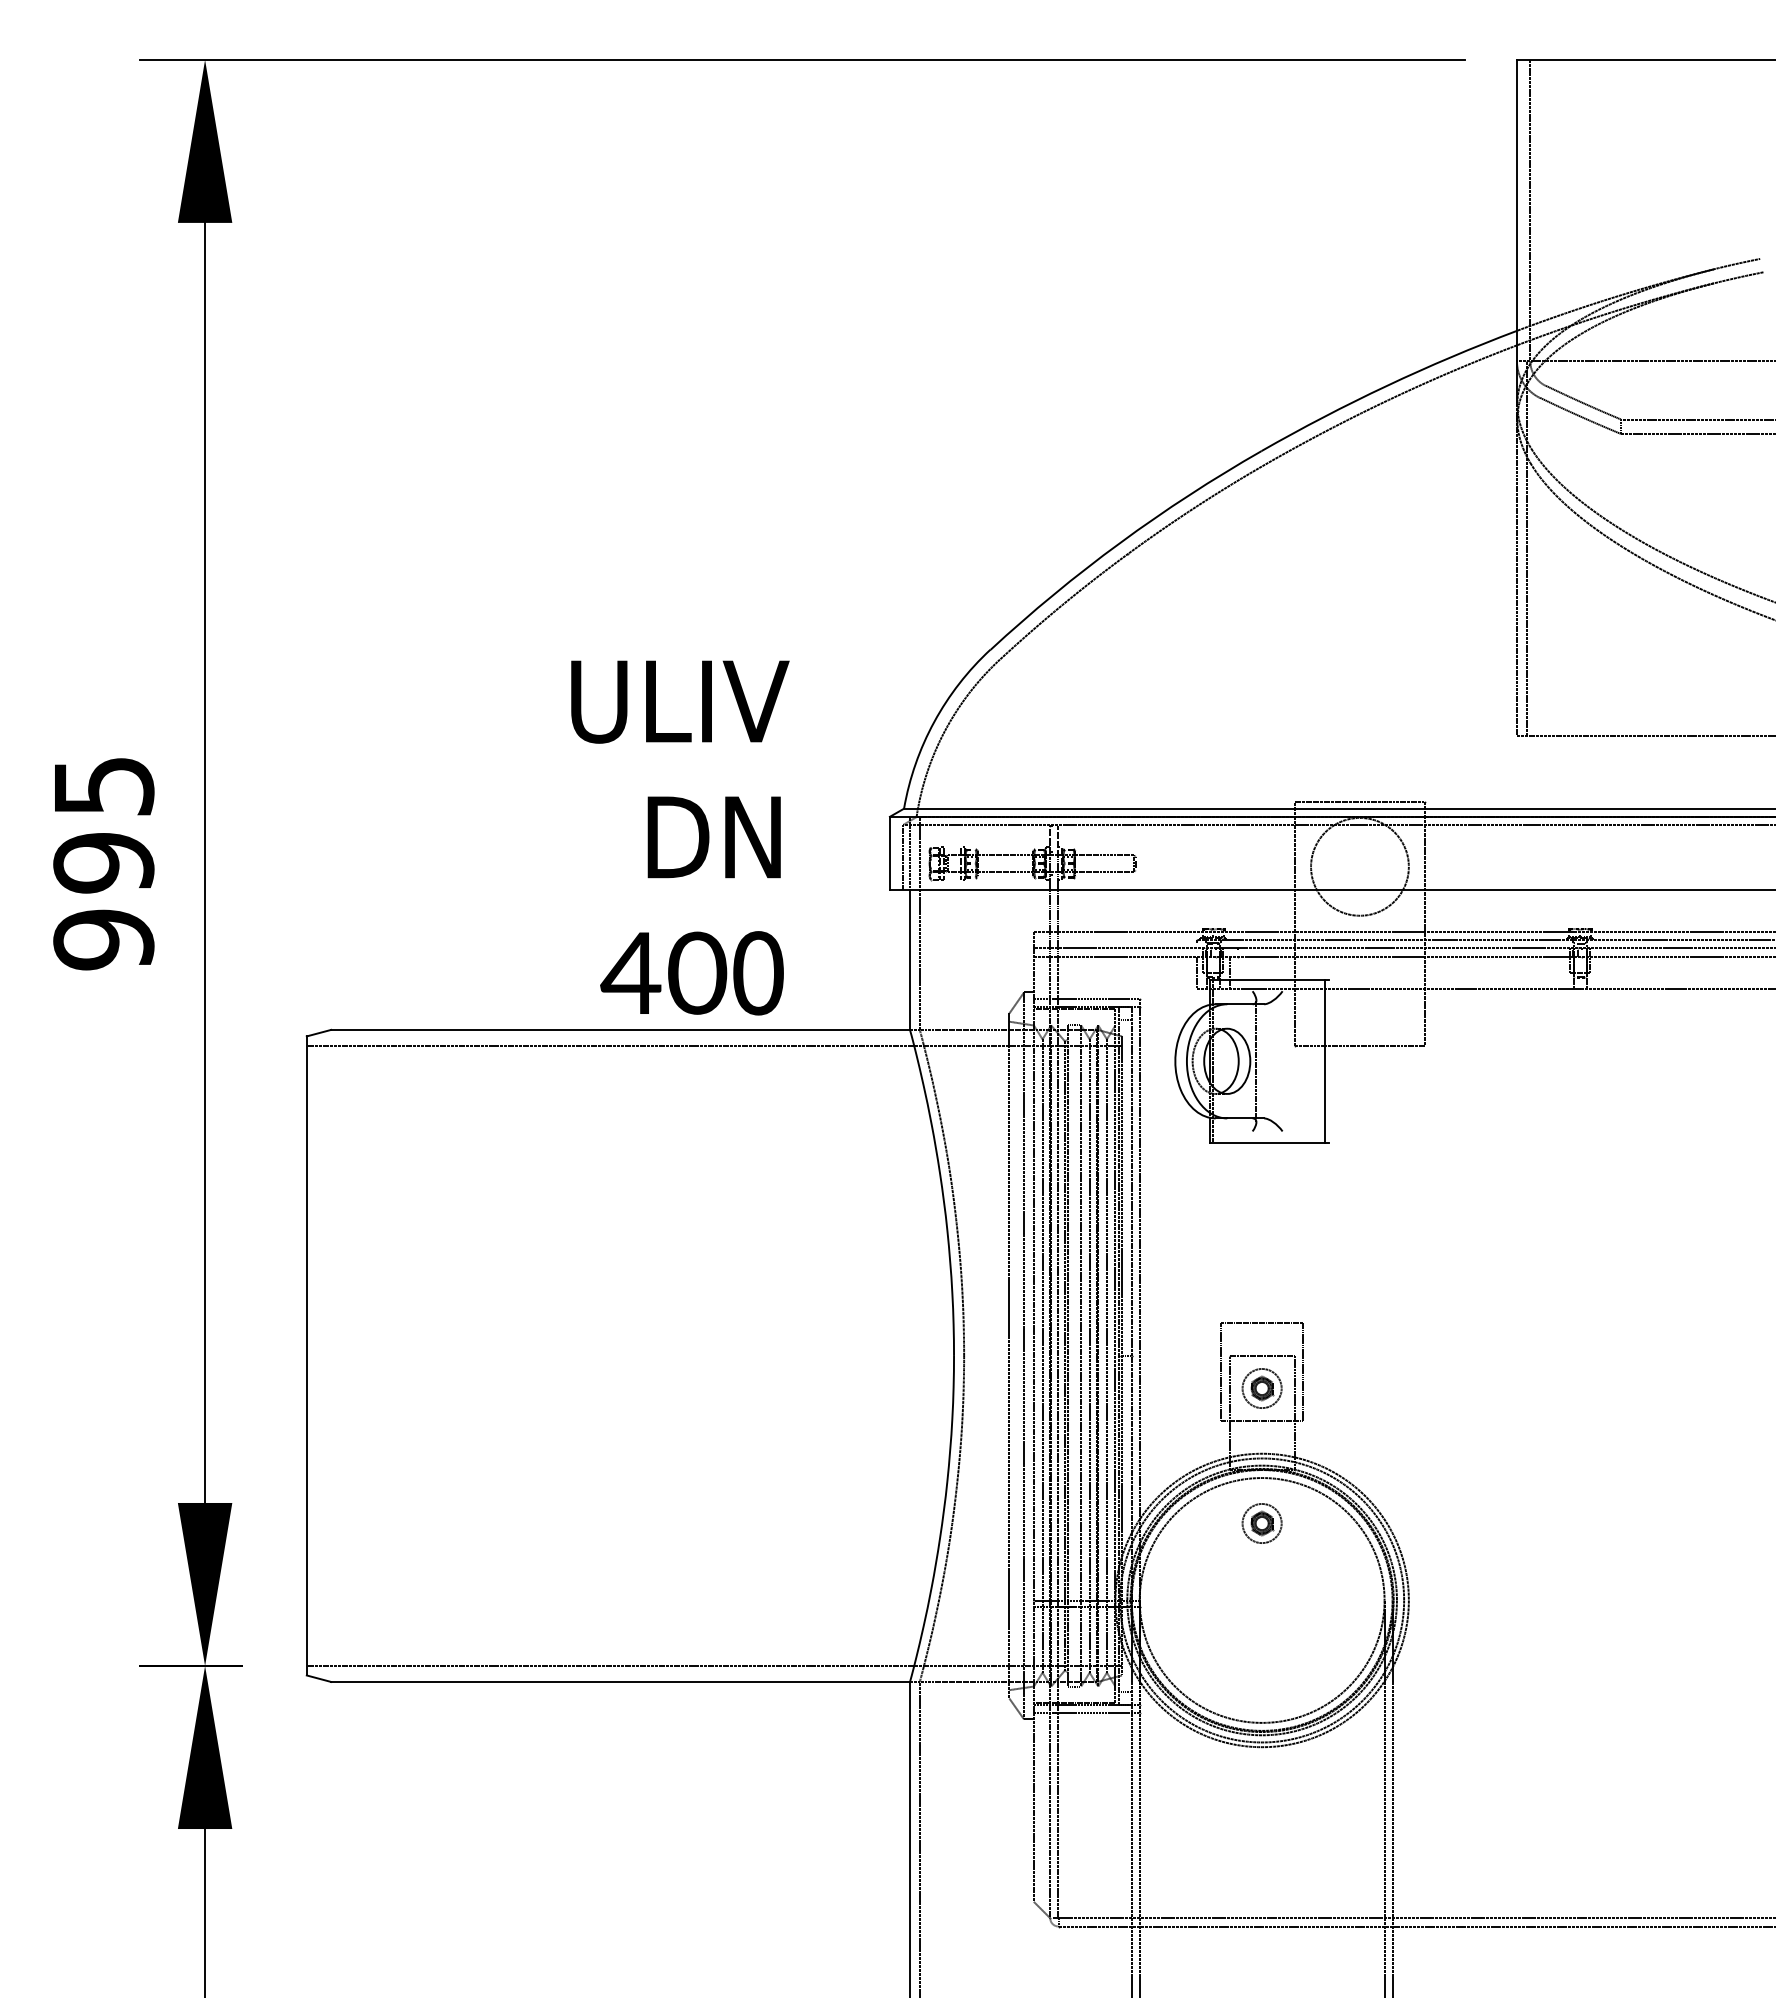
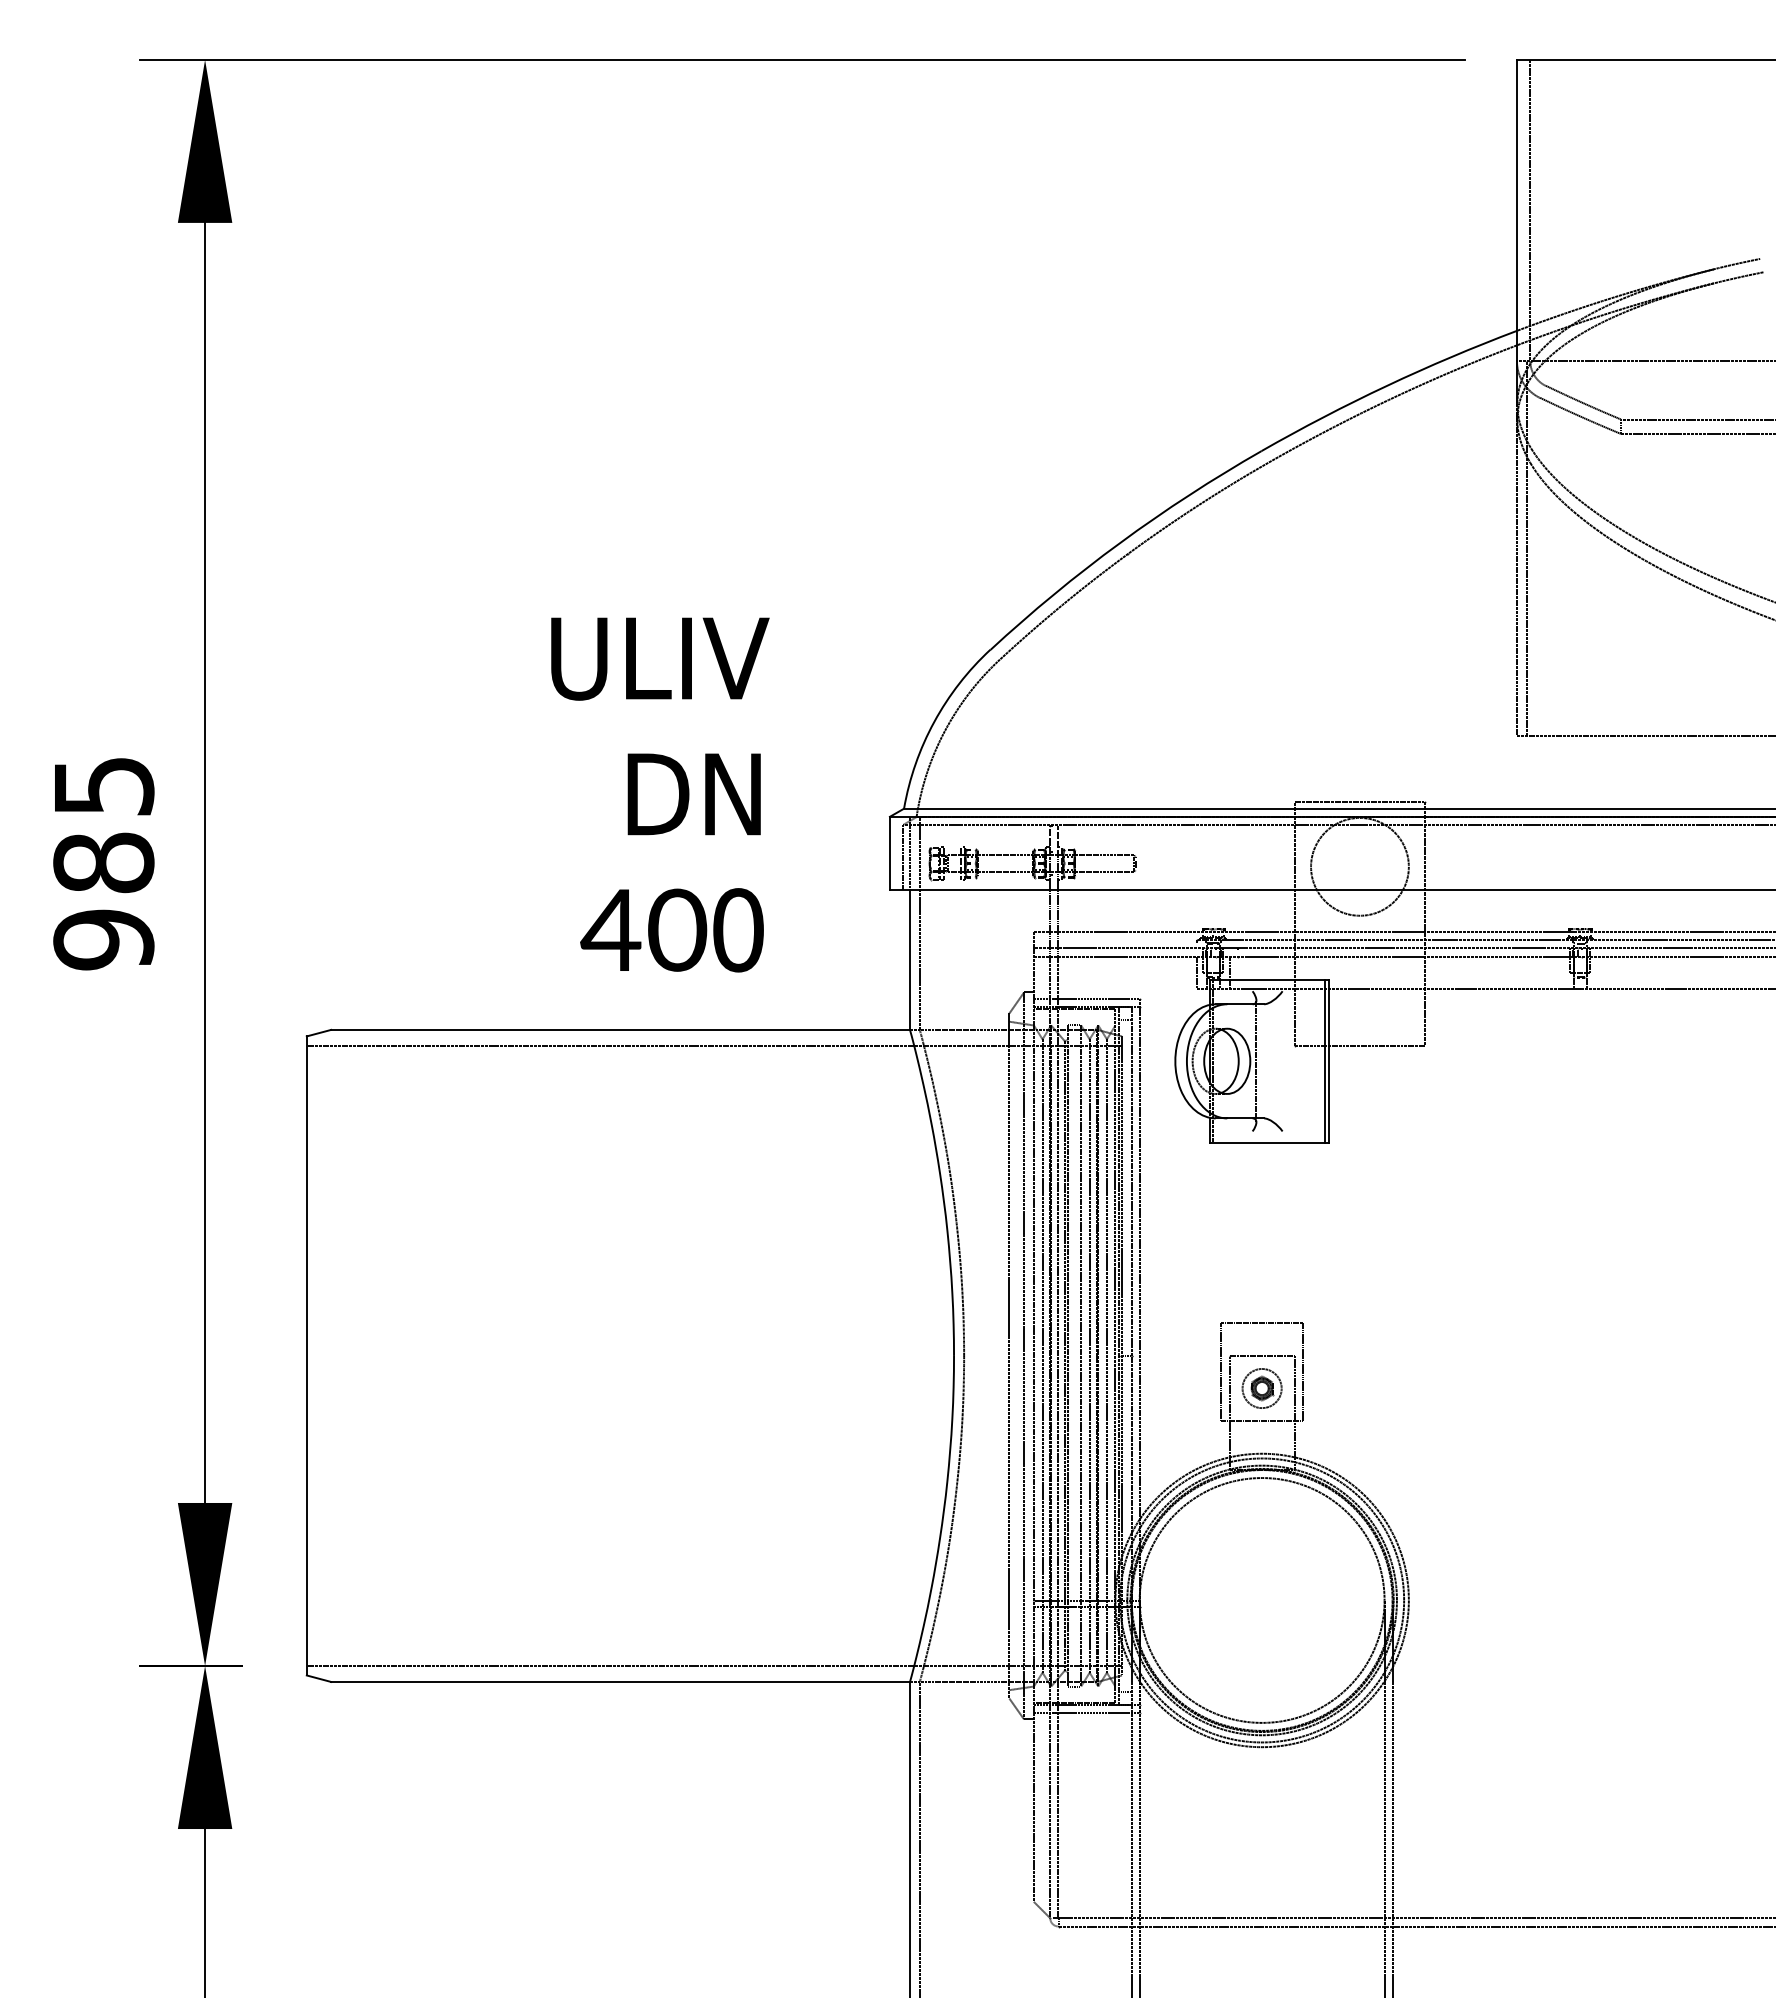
text position: (680, 837) -> (660, 794) (660, 794)
text: 995 -> 985 (103, 862)
line: none -> present (1328, 1060)
part: present -> none (1261, 1523)
